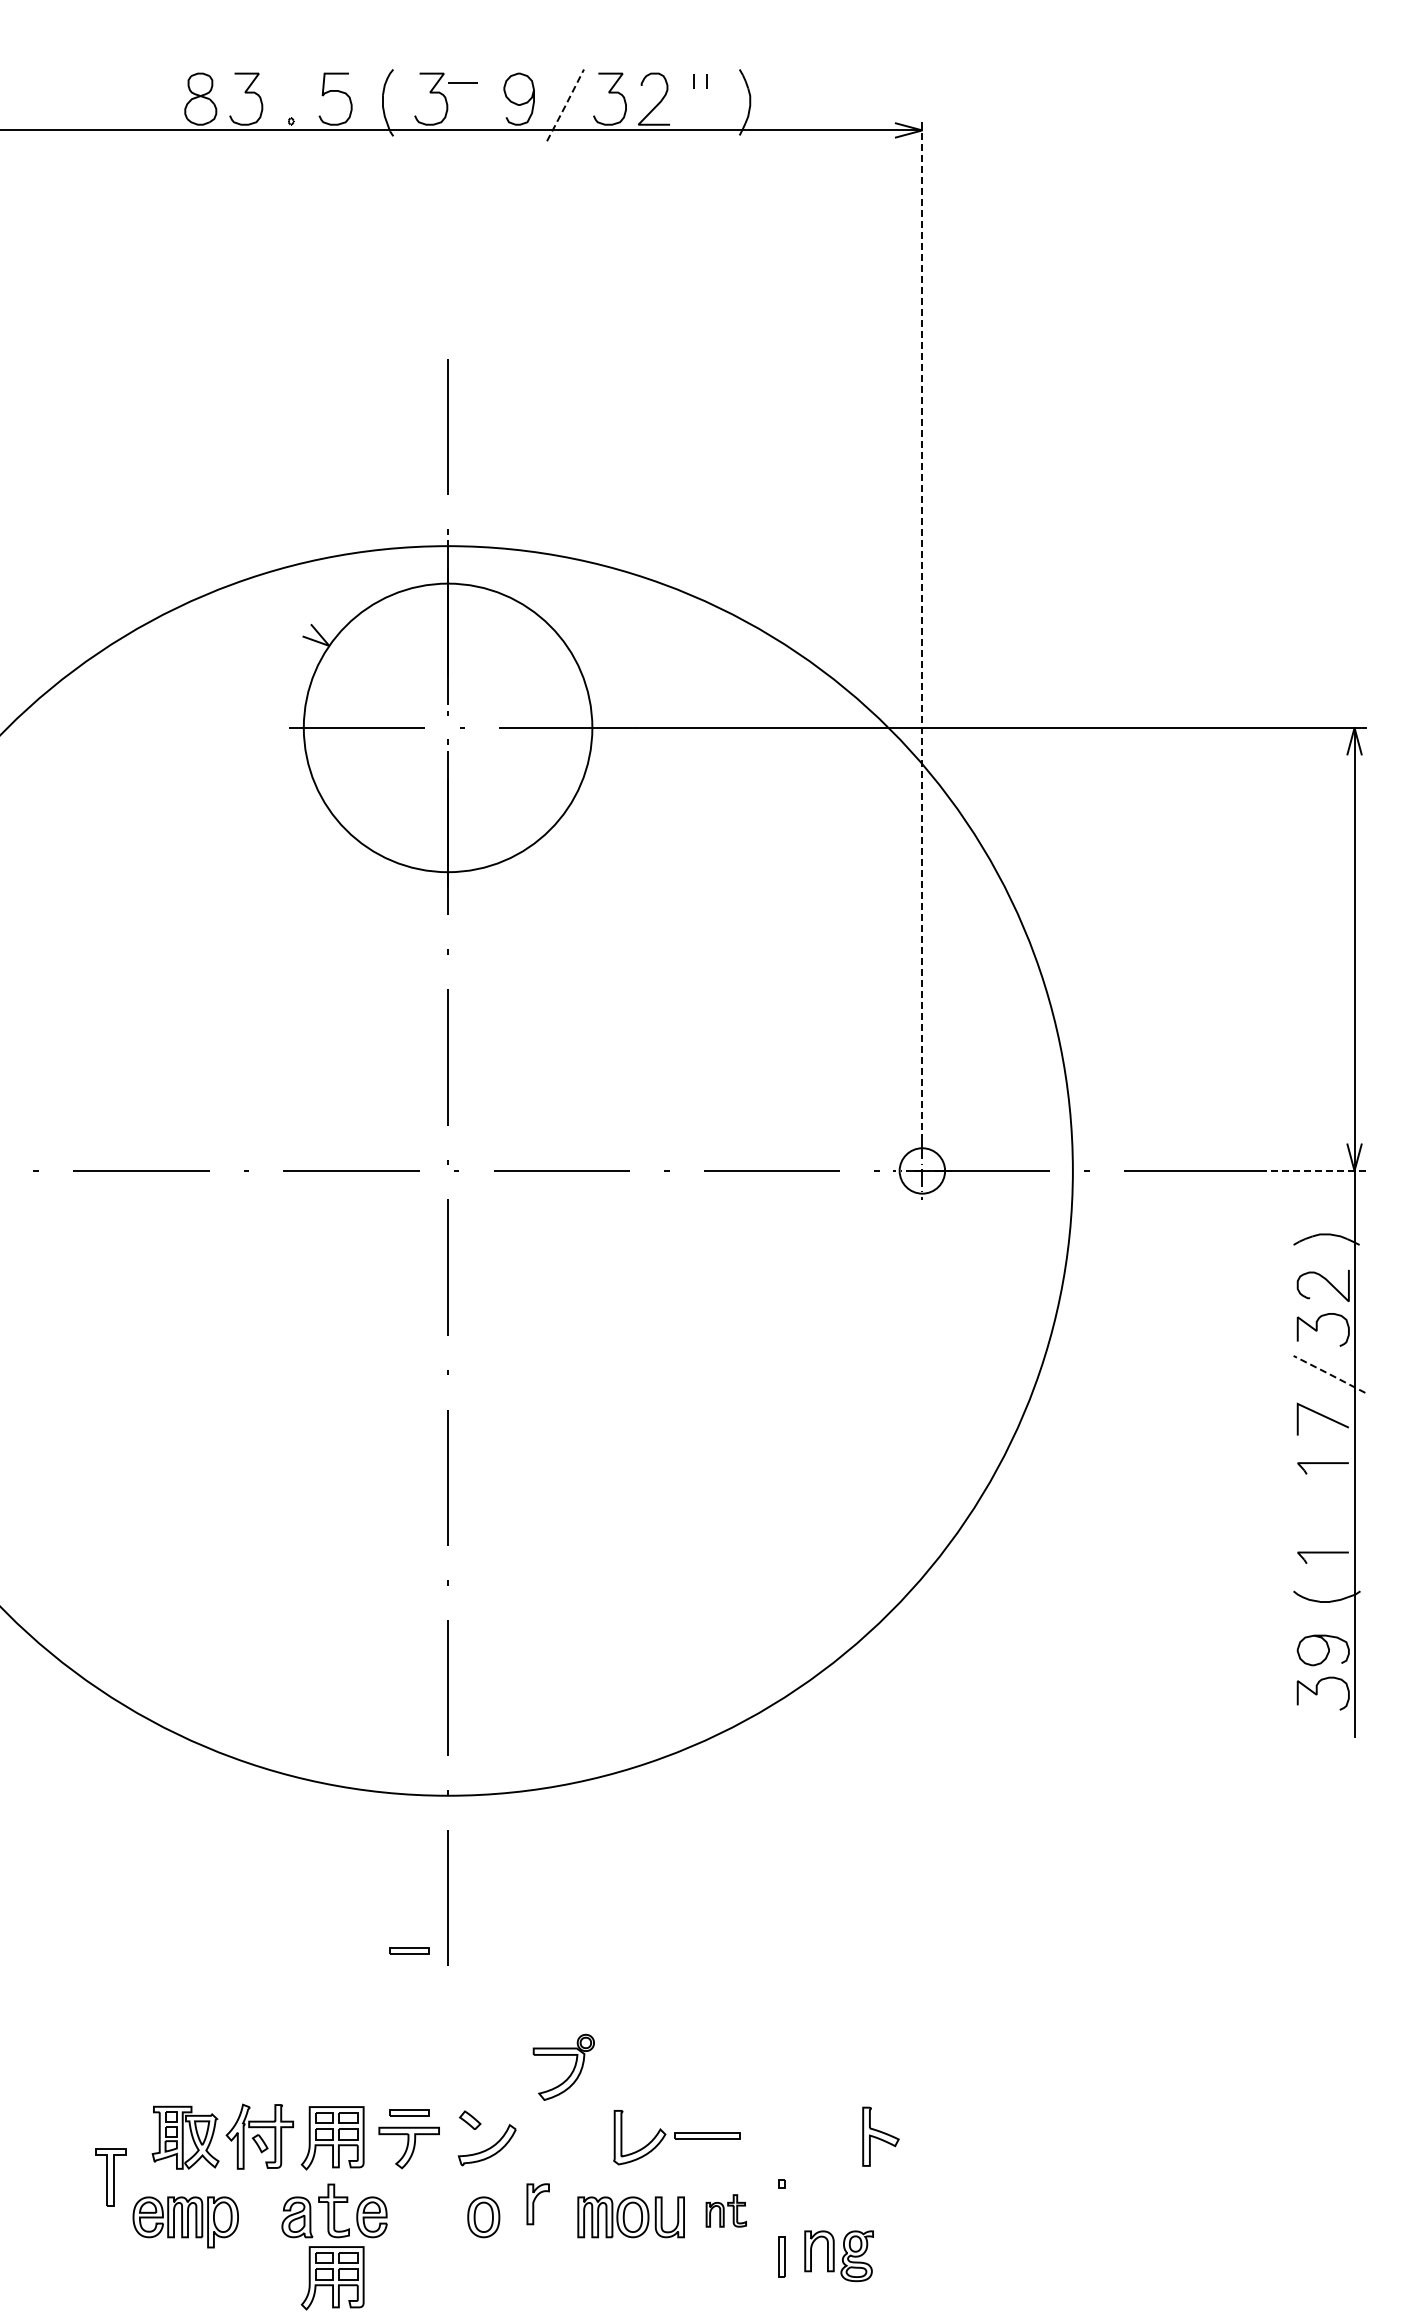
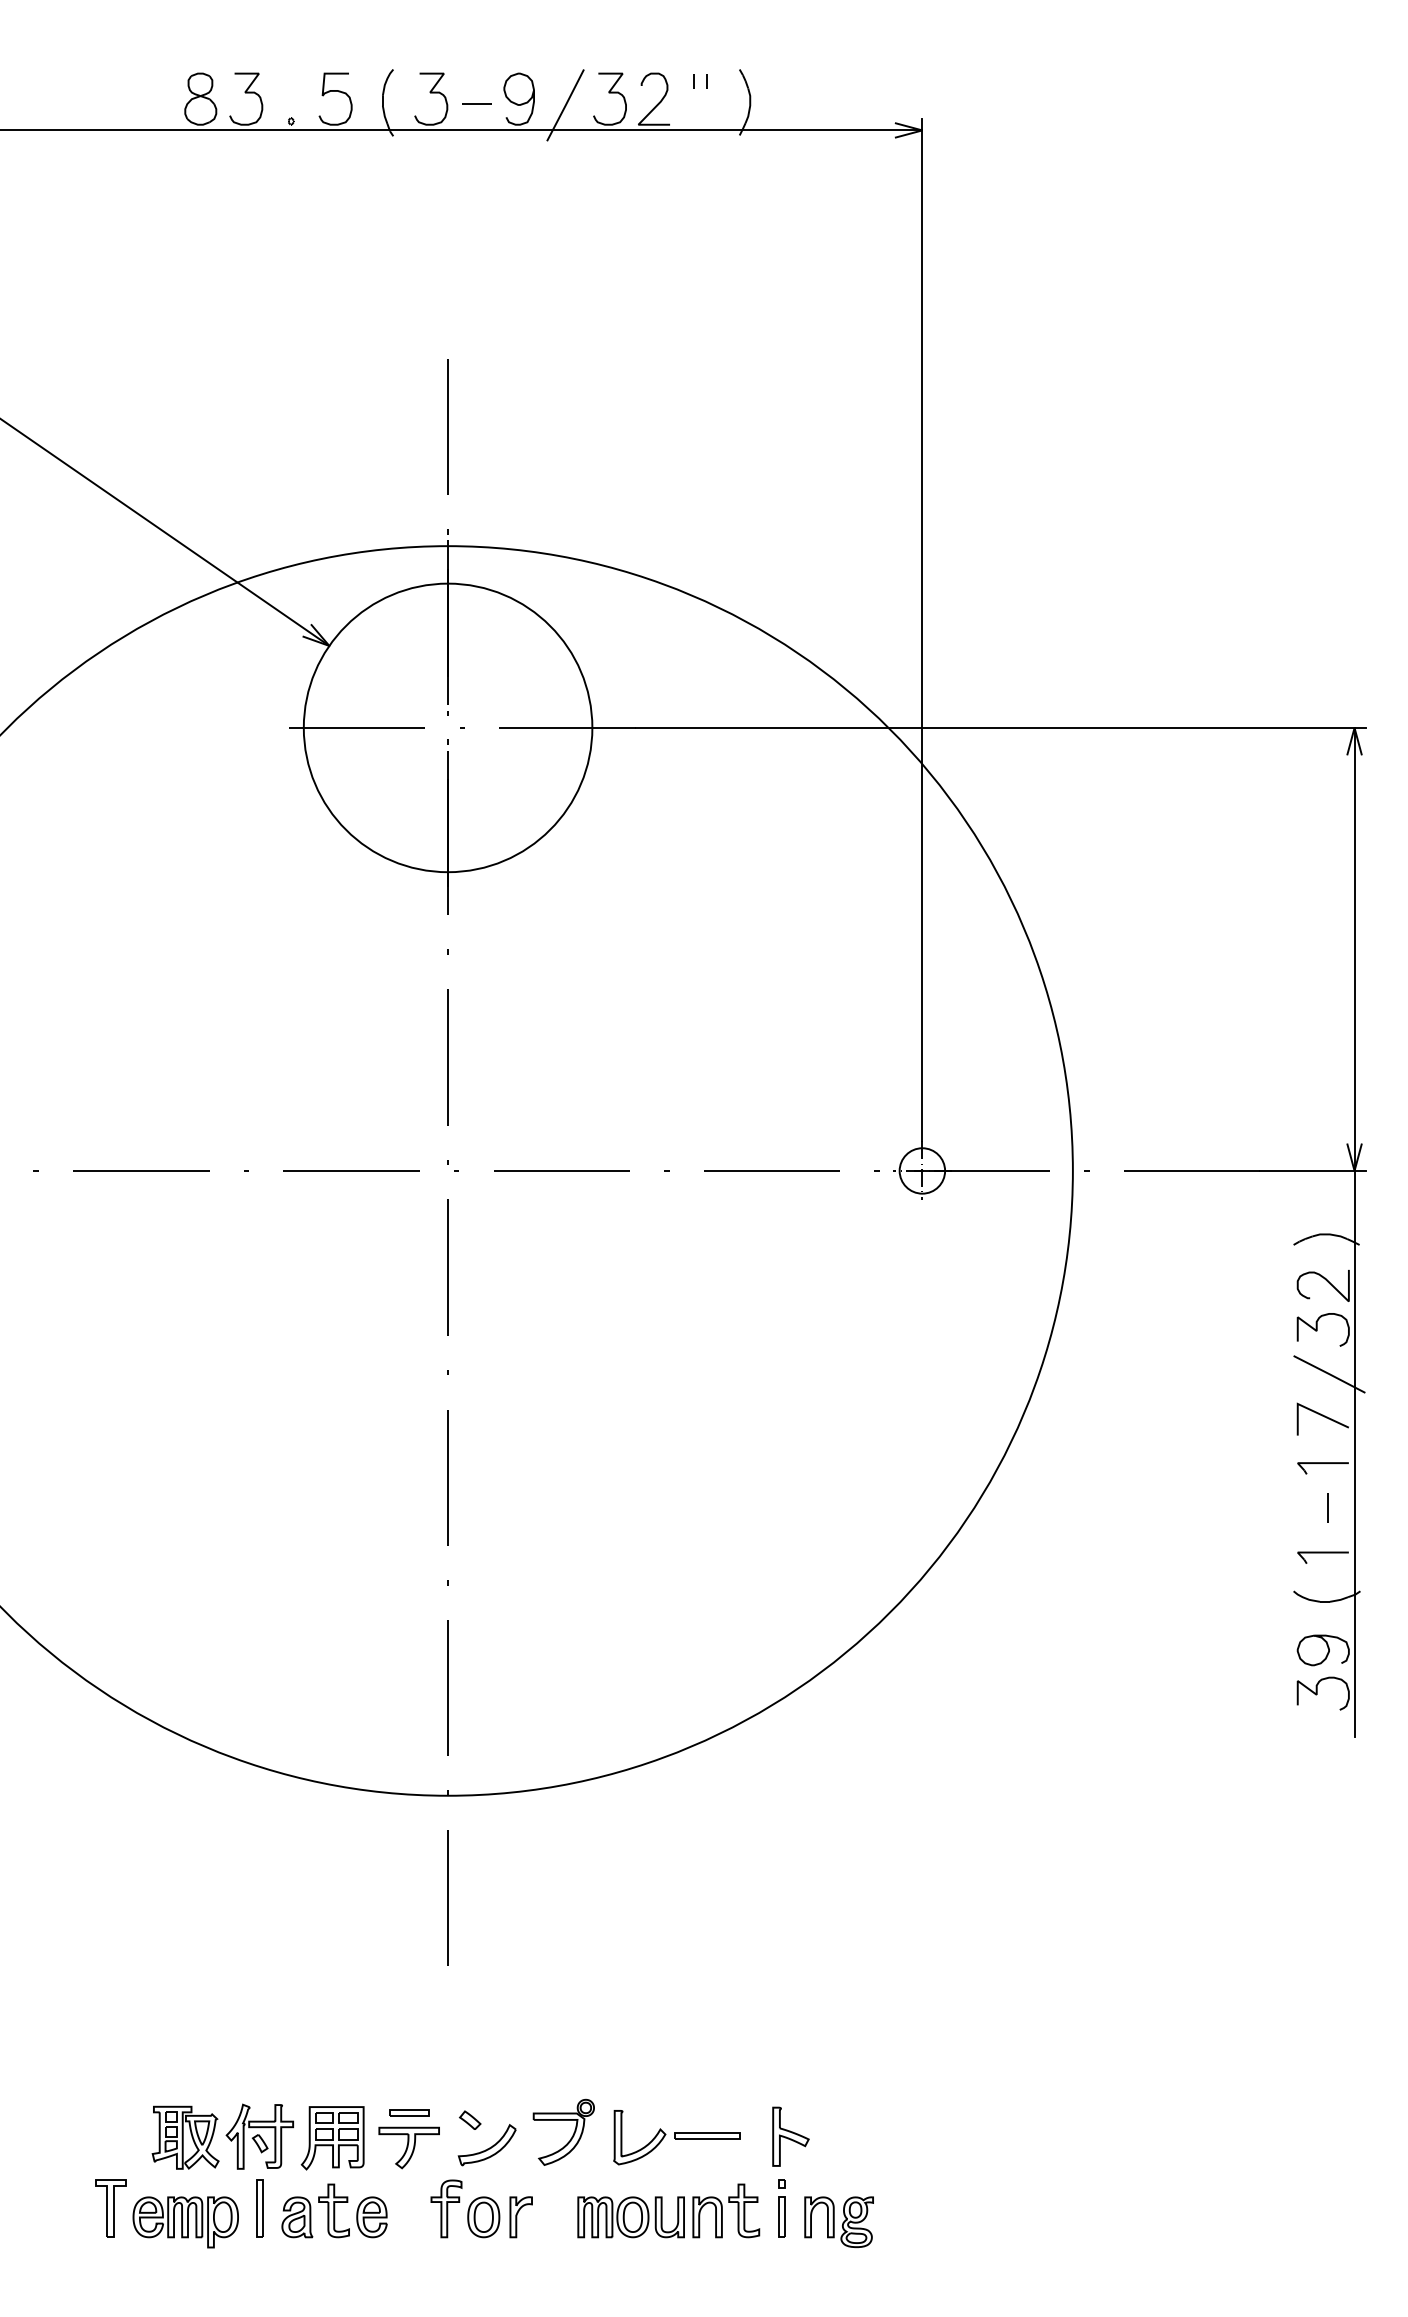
line position: (462, 82) -> (476, 103) (476, 103)
line: dashed -> solid (565, 105)
line: none -> present (165, 532)
line: dashed -> solid (922, 629)
line: dashed -> solid (1313, 1170)
line: dashed -> solid (1329, 1374)
line: none -> present (1327, 1507)
part: present -> none (409, 1950)
part position: (571, 2071) -> (571, 2136) (571, 2136)
part position: (880, 2136) -> (790, 2136) (790, 2136)
part position: (110, 2177) -> (110, 2208) (110, 2208)
part position: (537, 2204) -> (520, 2217) (520, 2217)
part: none -> present (259, 2208)
part: none -> present (446, 2208)
part size: 42x34 px -> 69x56 px (726, 2210)
part position: (781, 2256) -> (781, 2216) (781, 2216)
part position: (838, 2256) -> (838, 2222) (838, 2222)
part: present -> none (332, 2278)
